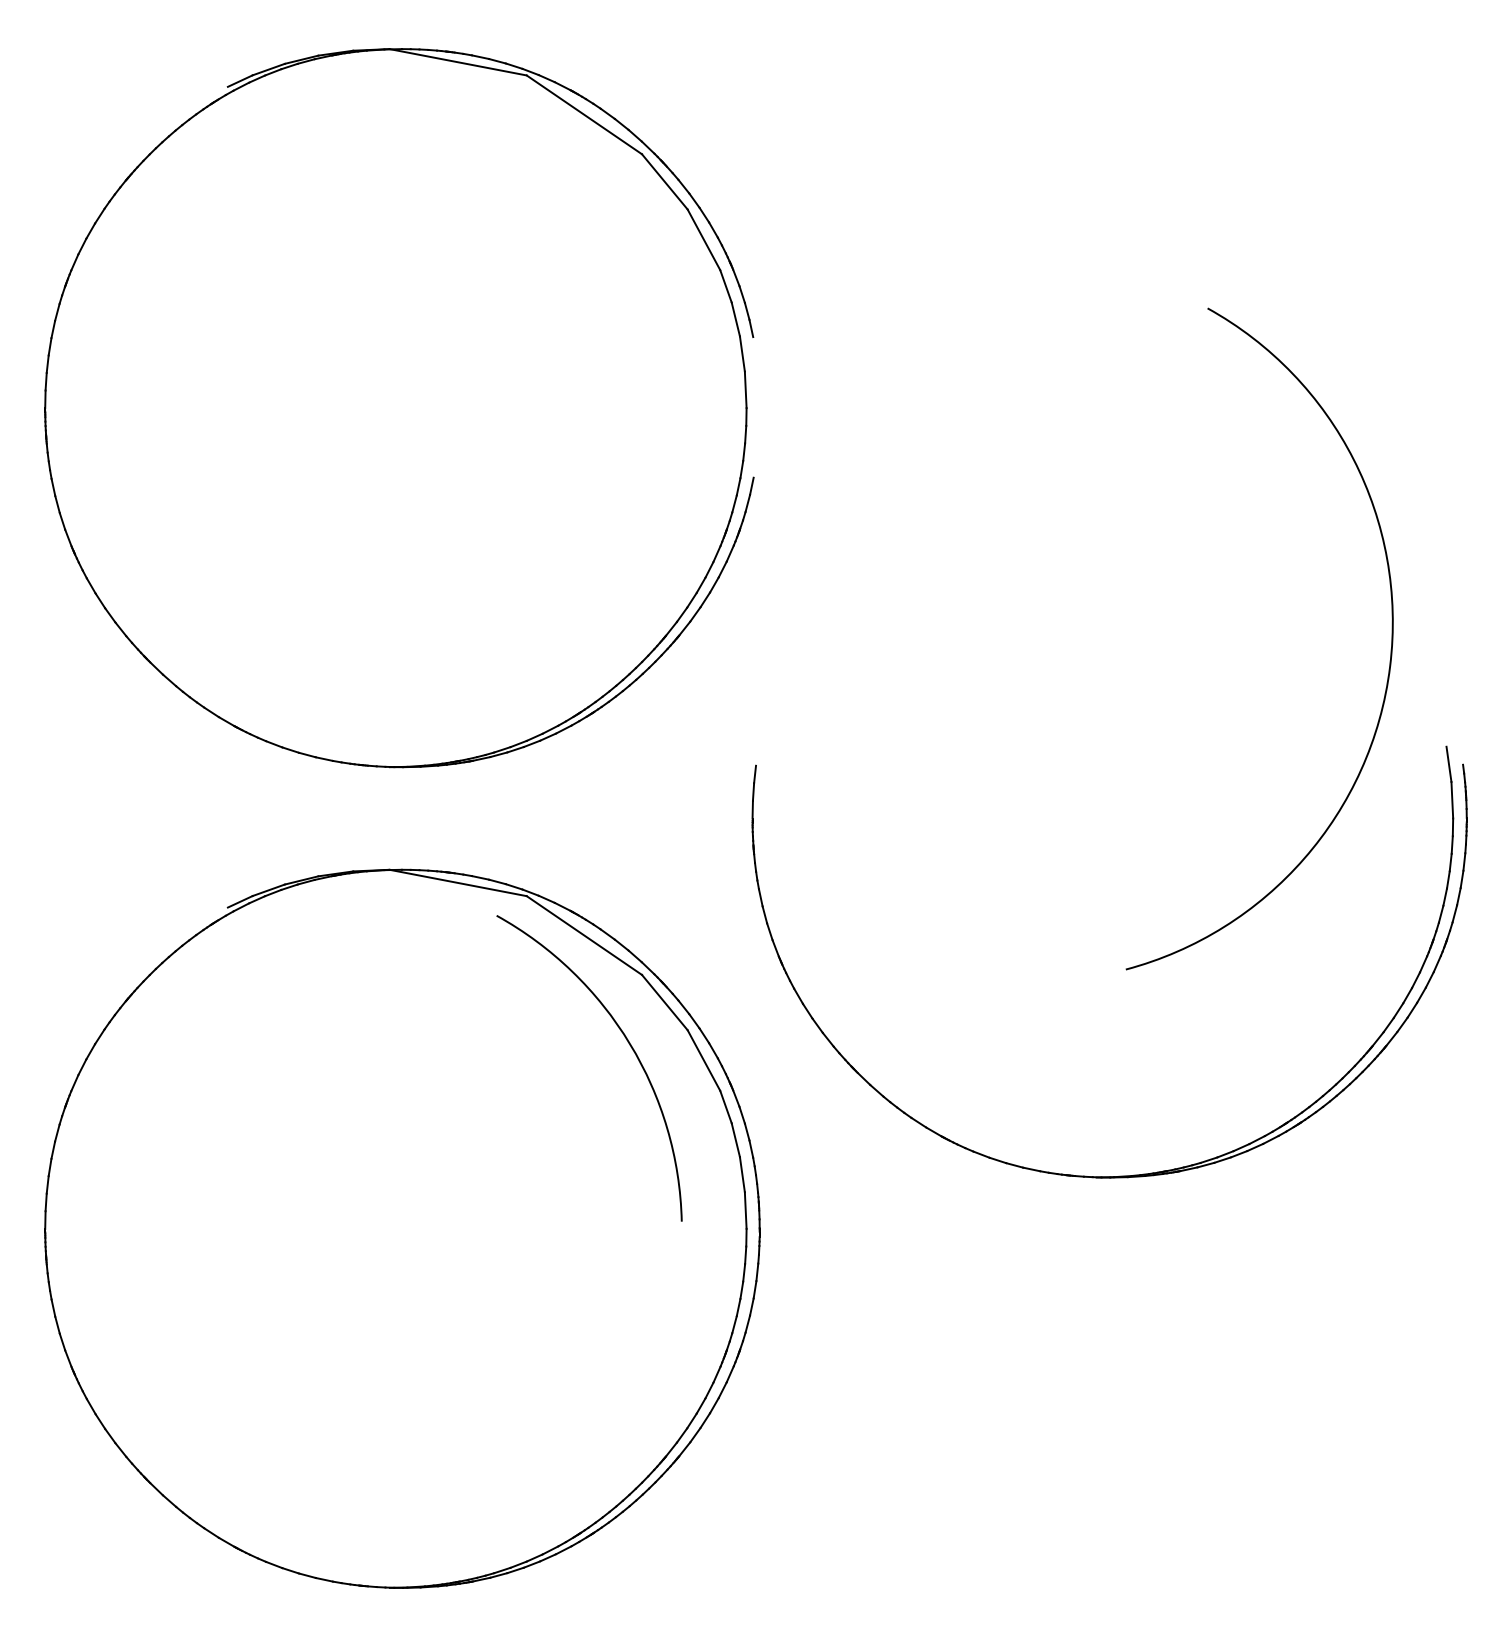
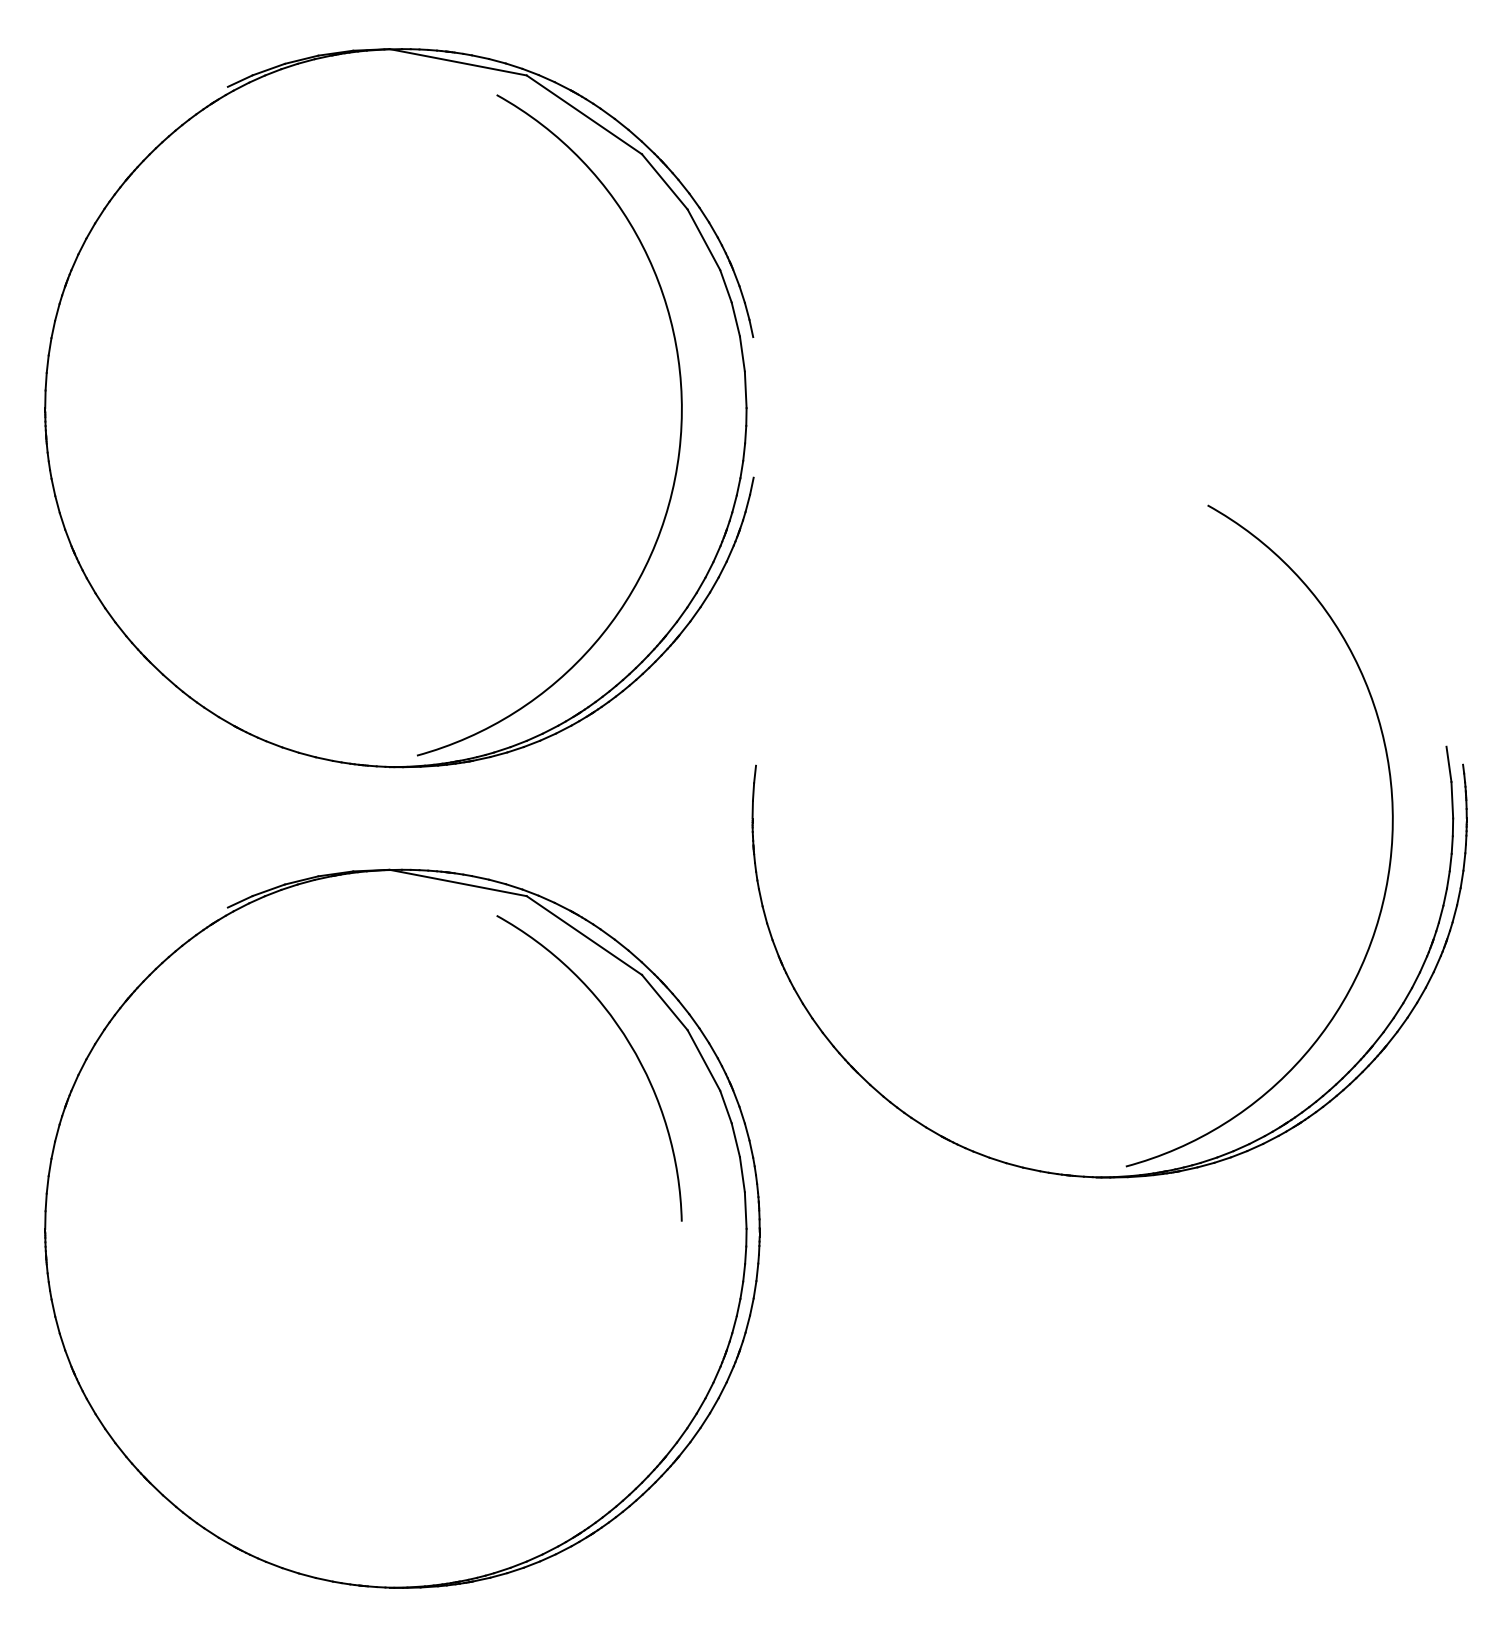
arc: none -> present (679, 436)
arc position: (1390, 649) -> (1390, 846) (1390, 846)
